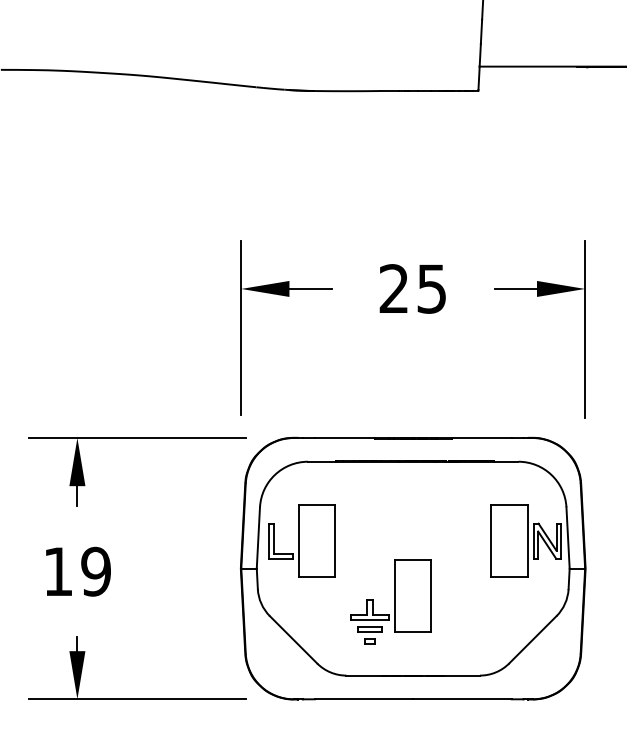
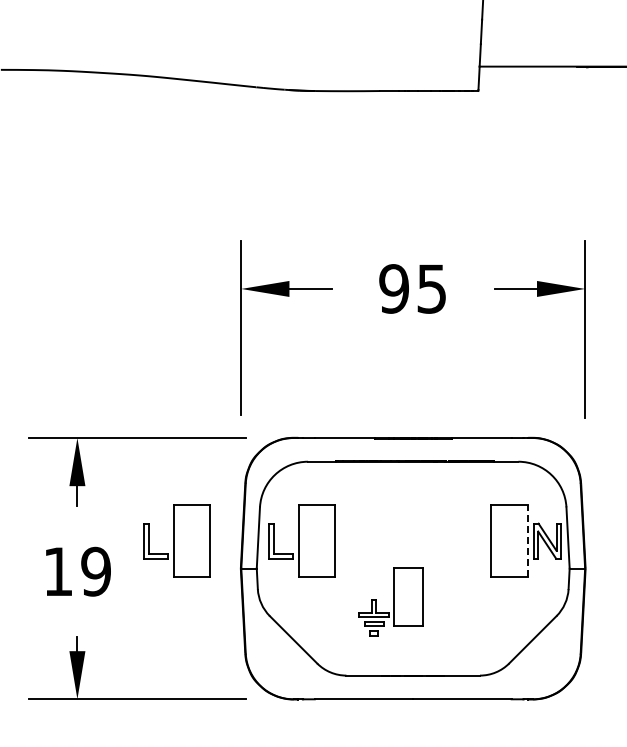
text: 25 -> 95 (393, 288)
part: none -> present (176, 540)
line: solid -> dashed (527, 540)
part size: 82x86 px -> 66x70 px (390, 601)
